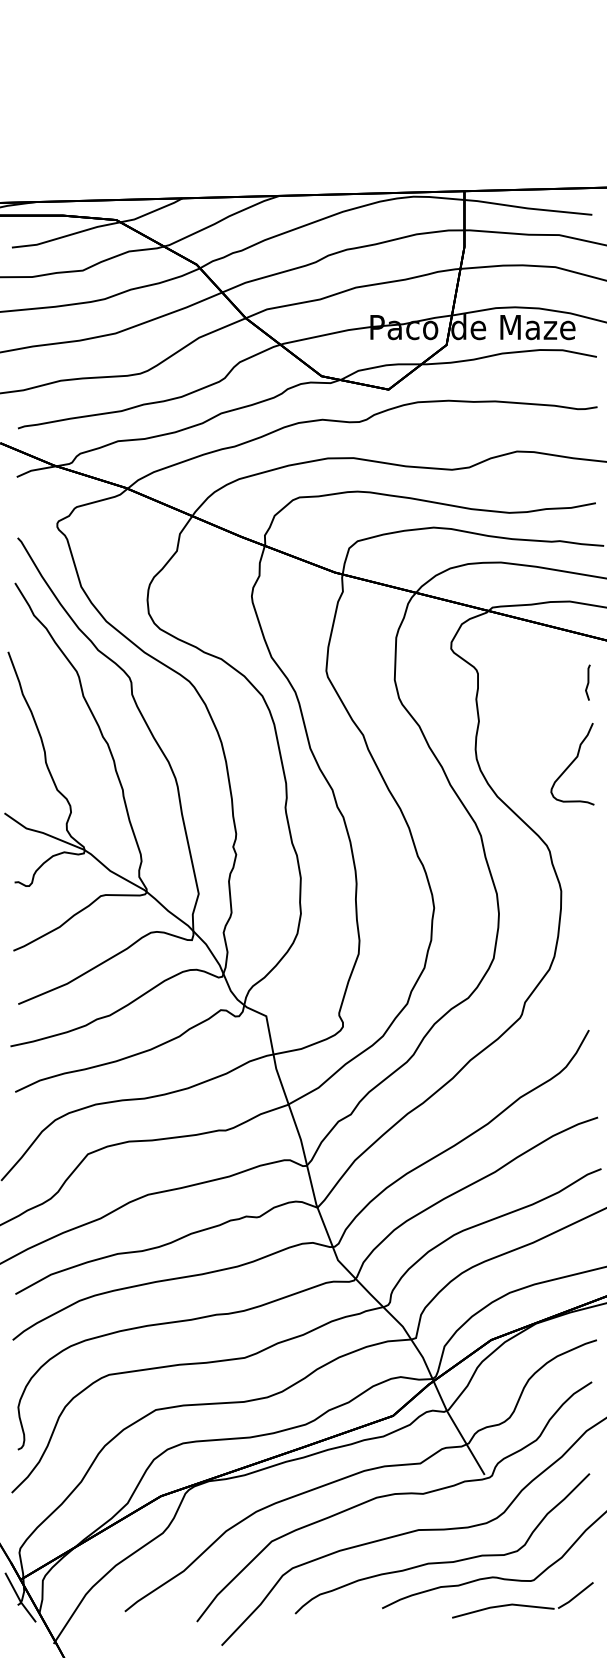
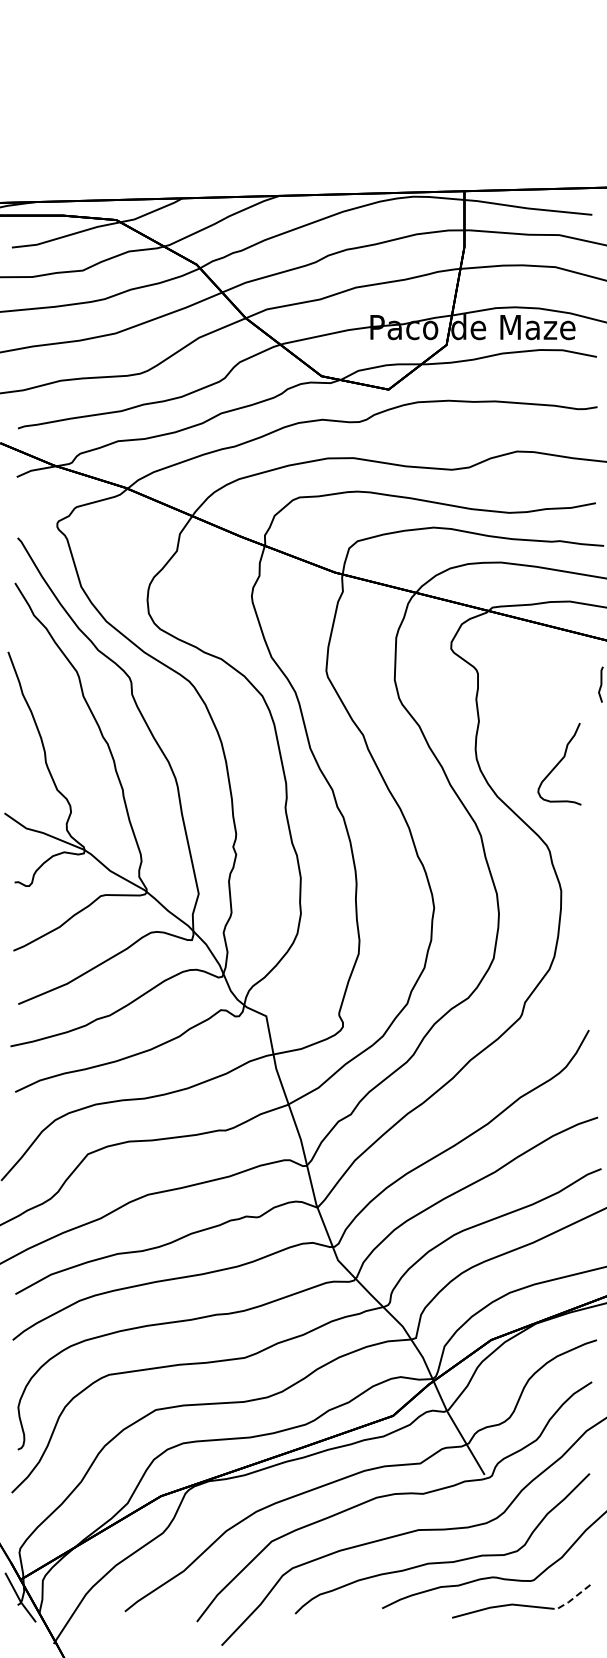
line position: (587, 682) -> (600, 684) (600, 684)
curve position: (572, 763) -> (559, 763) (559, 763)
line: solid -> dashed (575, 1596)
